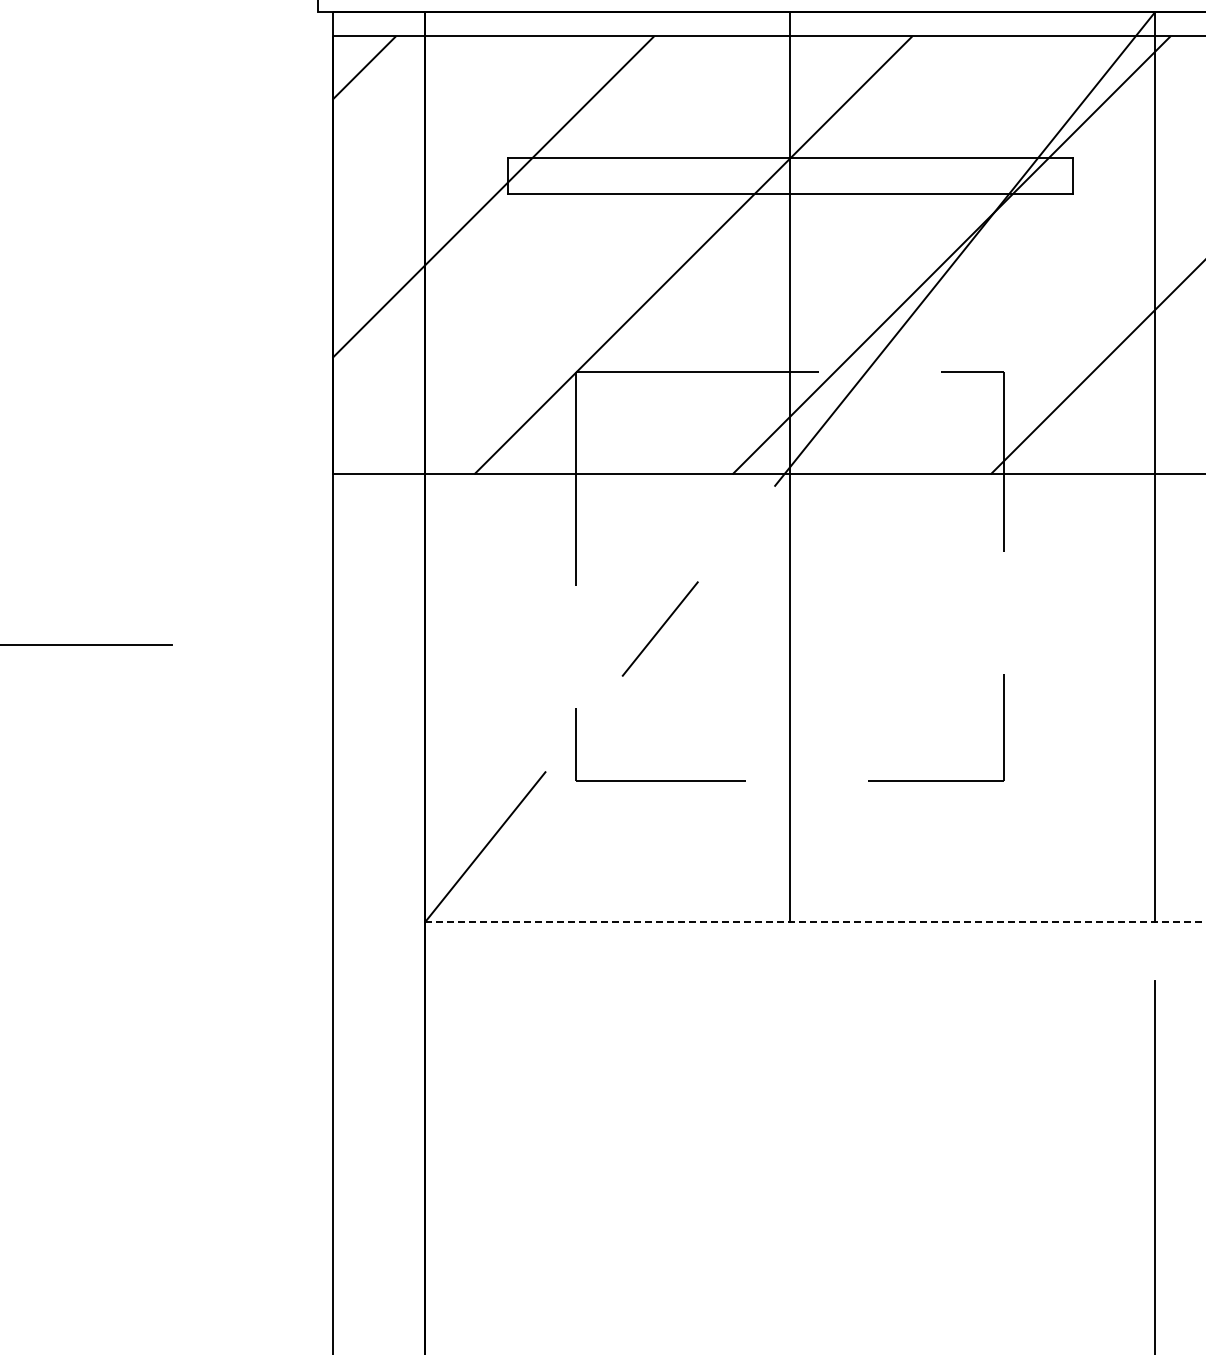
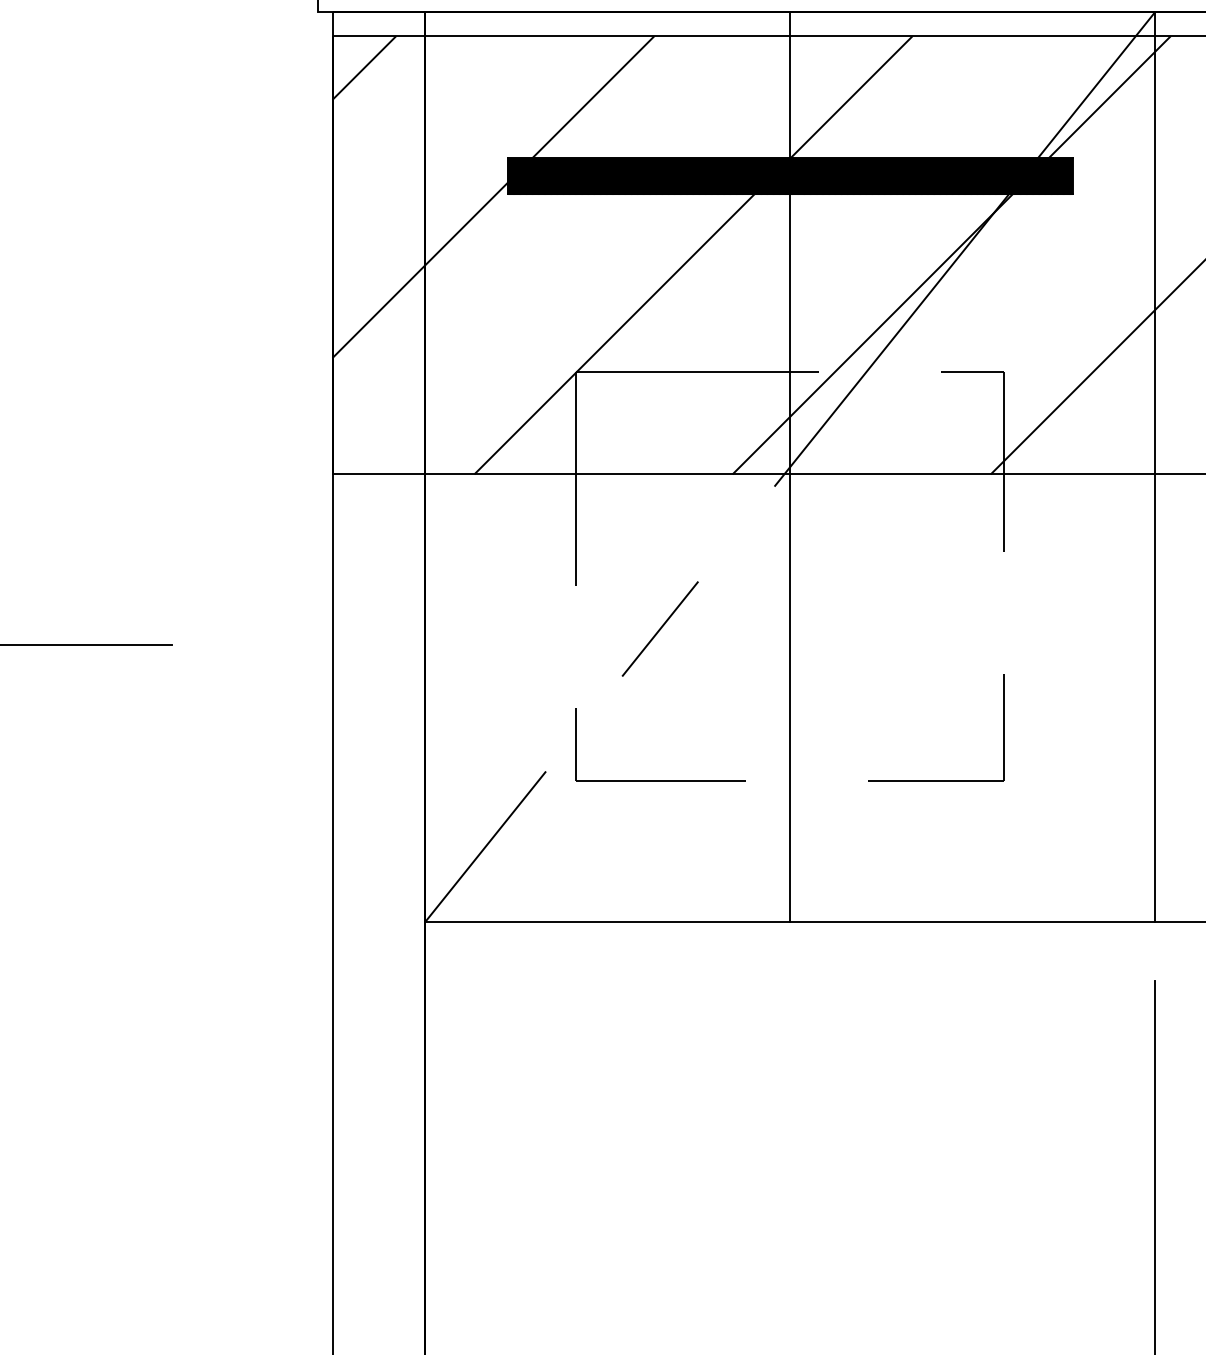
hatch: none -> present (789, 175)
line: dashed -> solid (815, 922)
